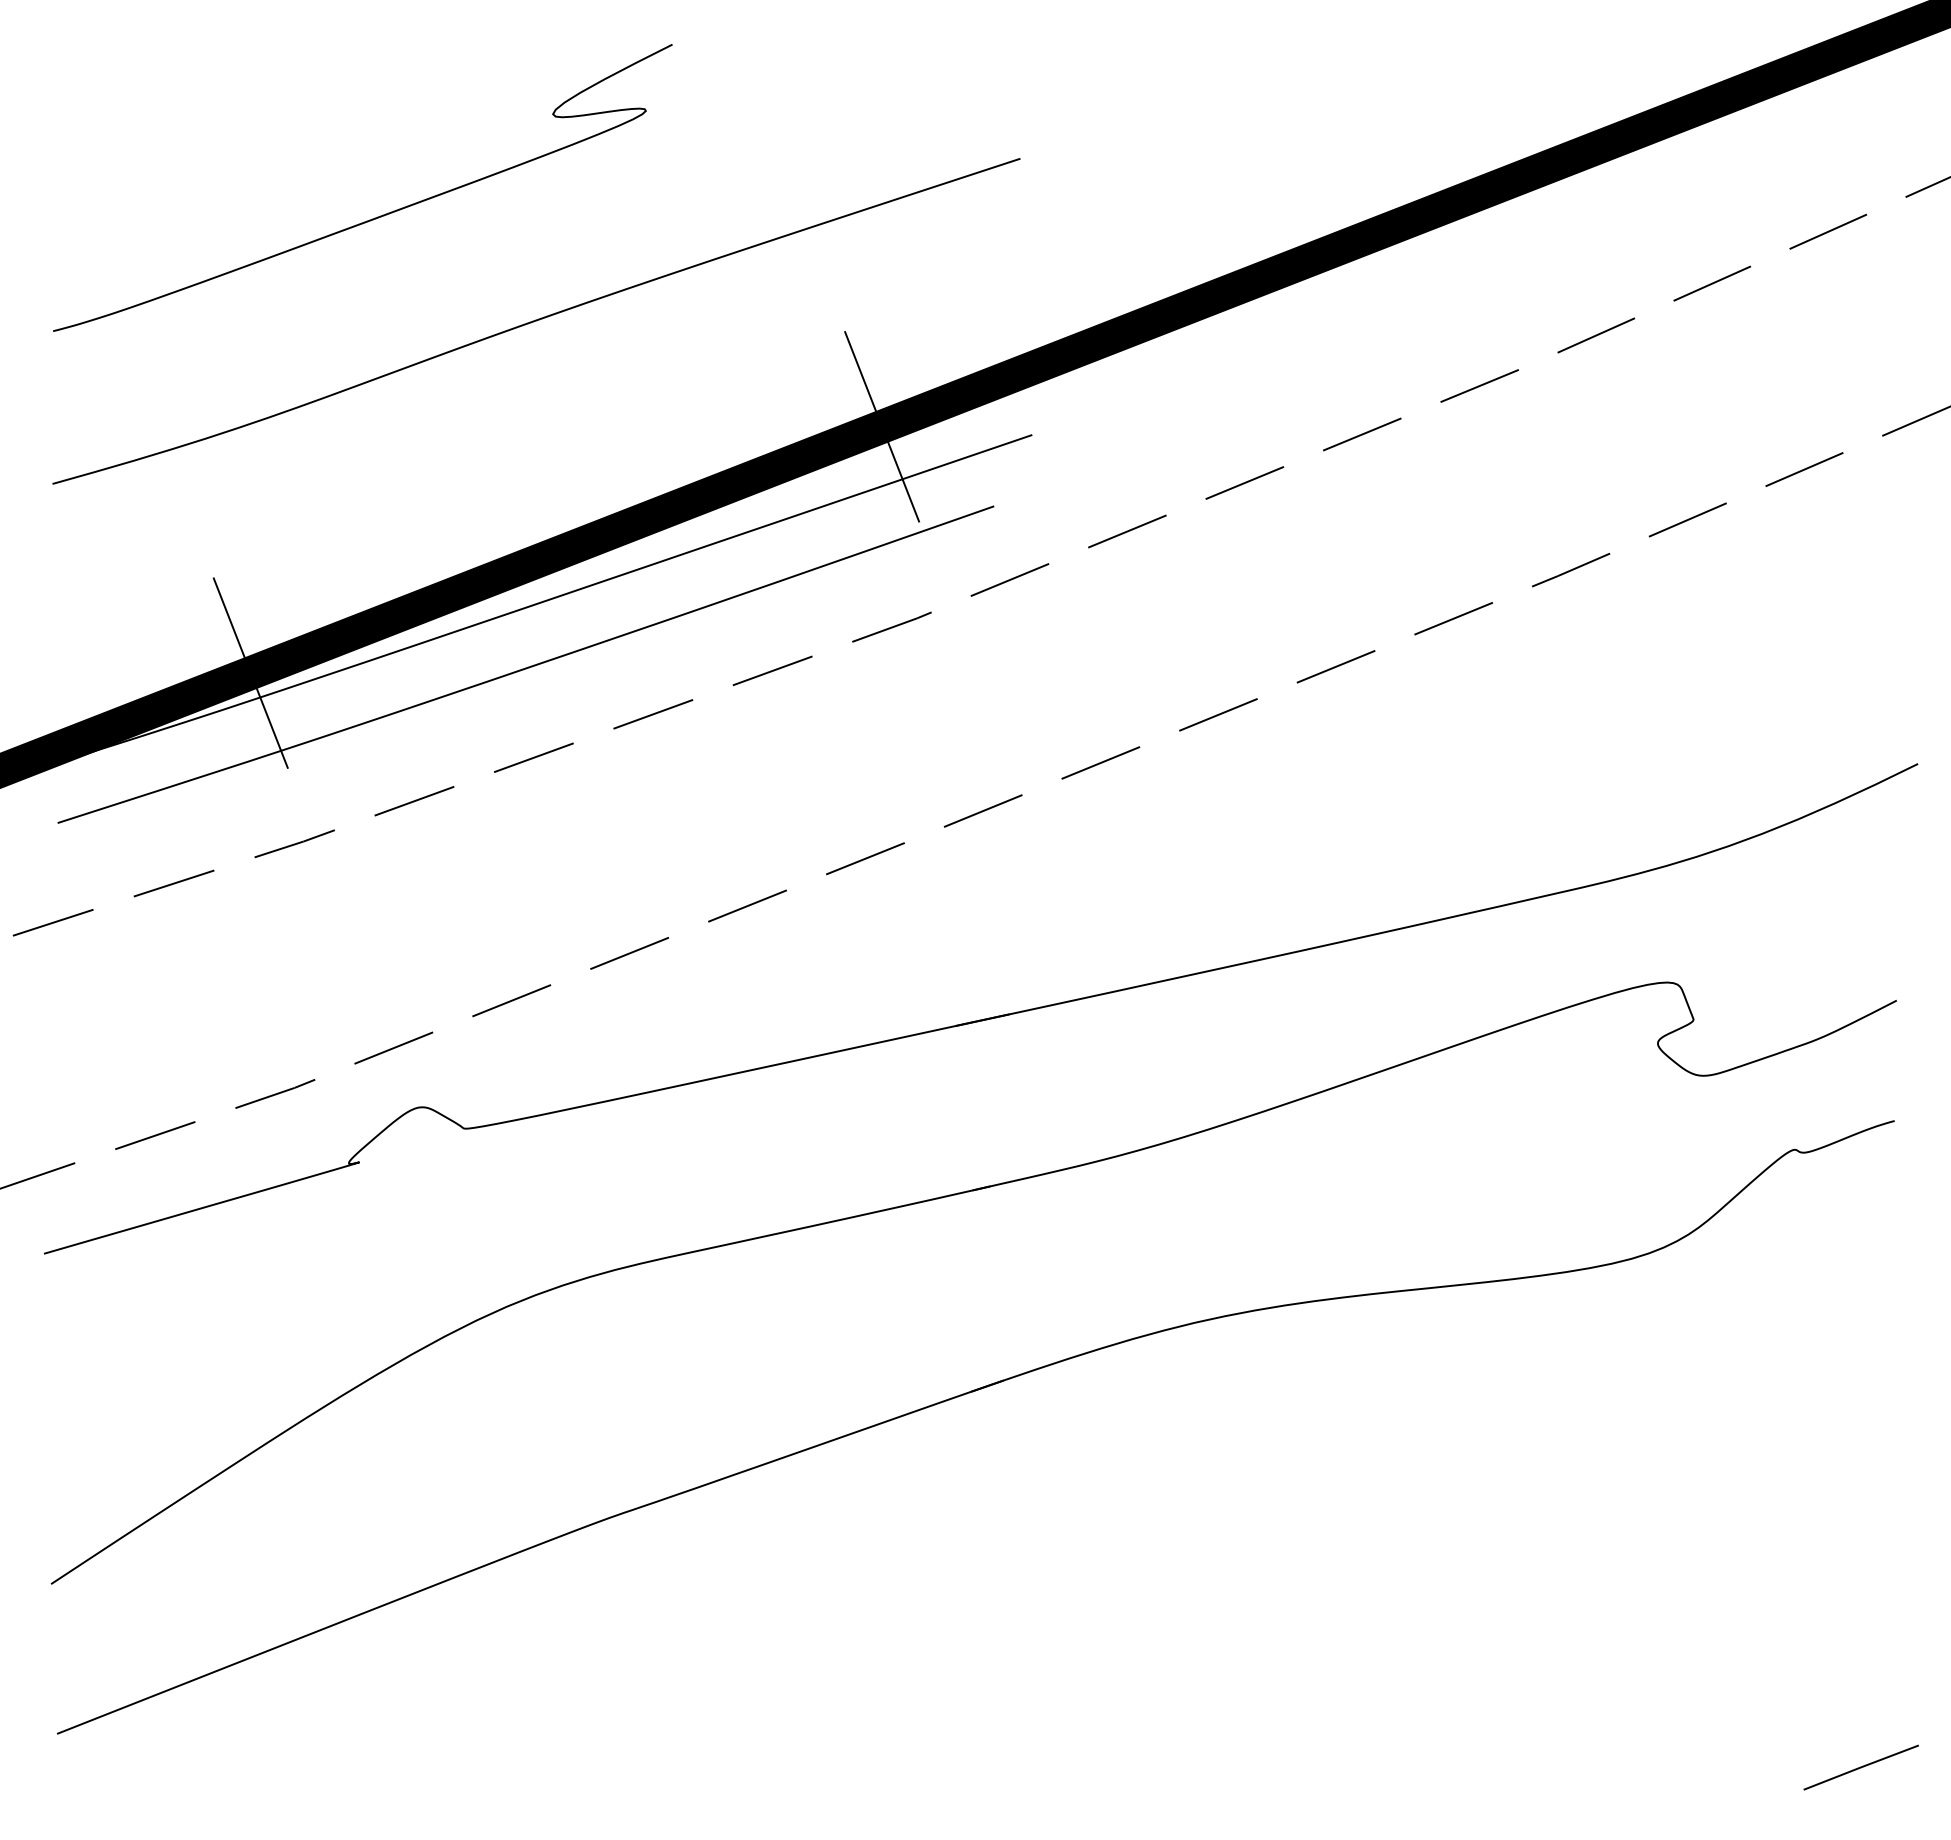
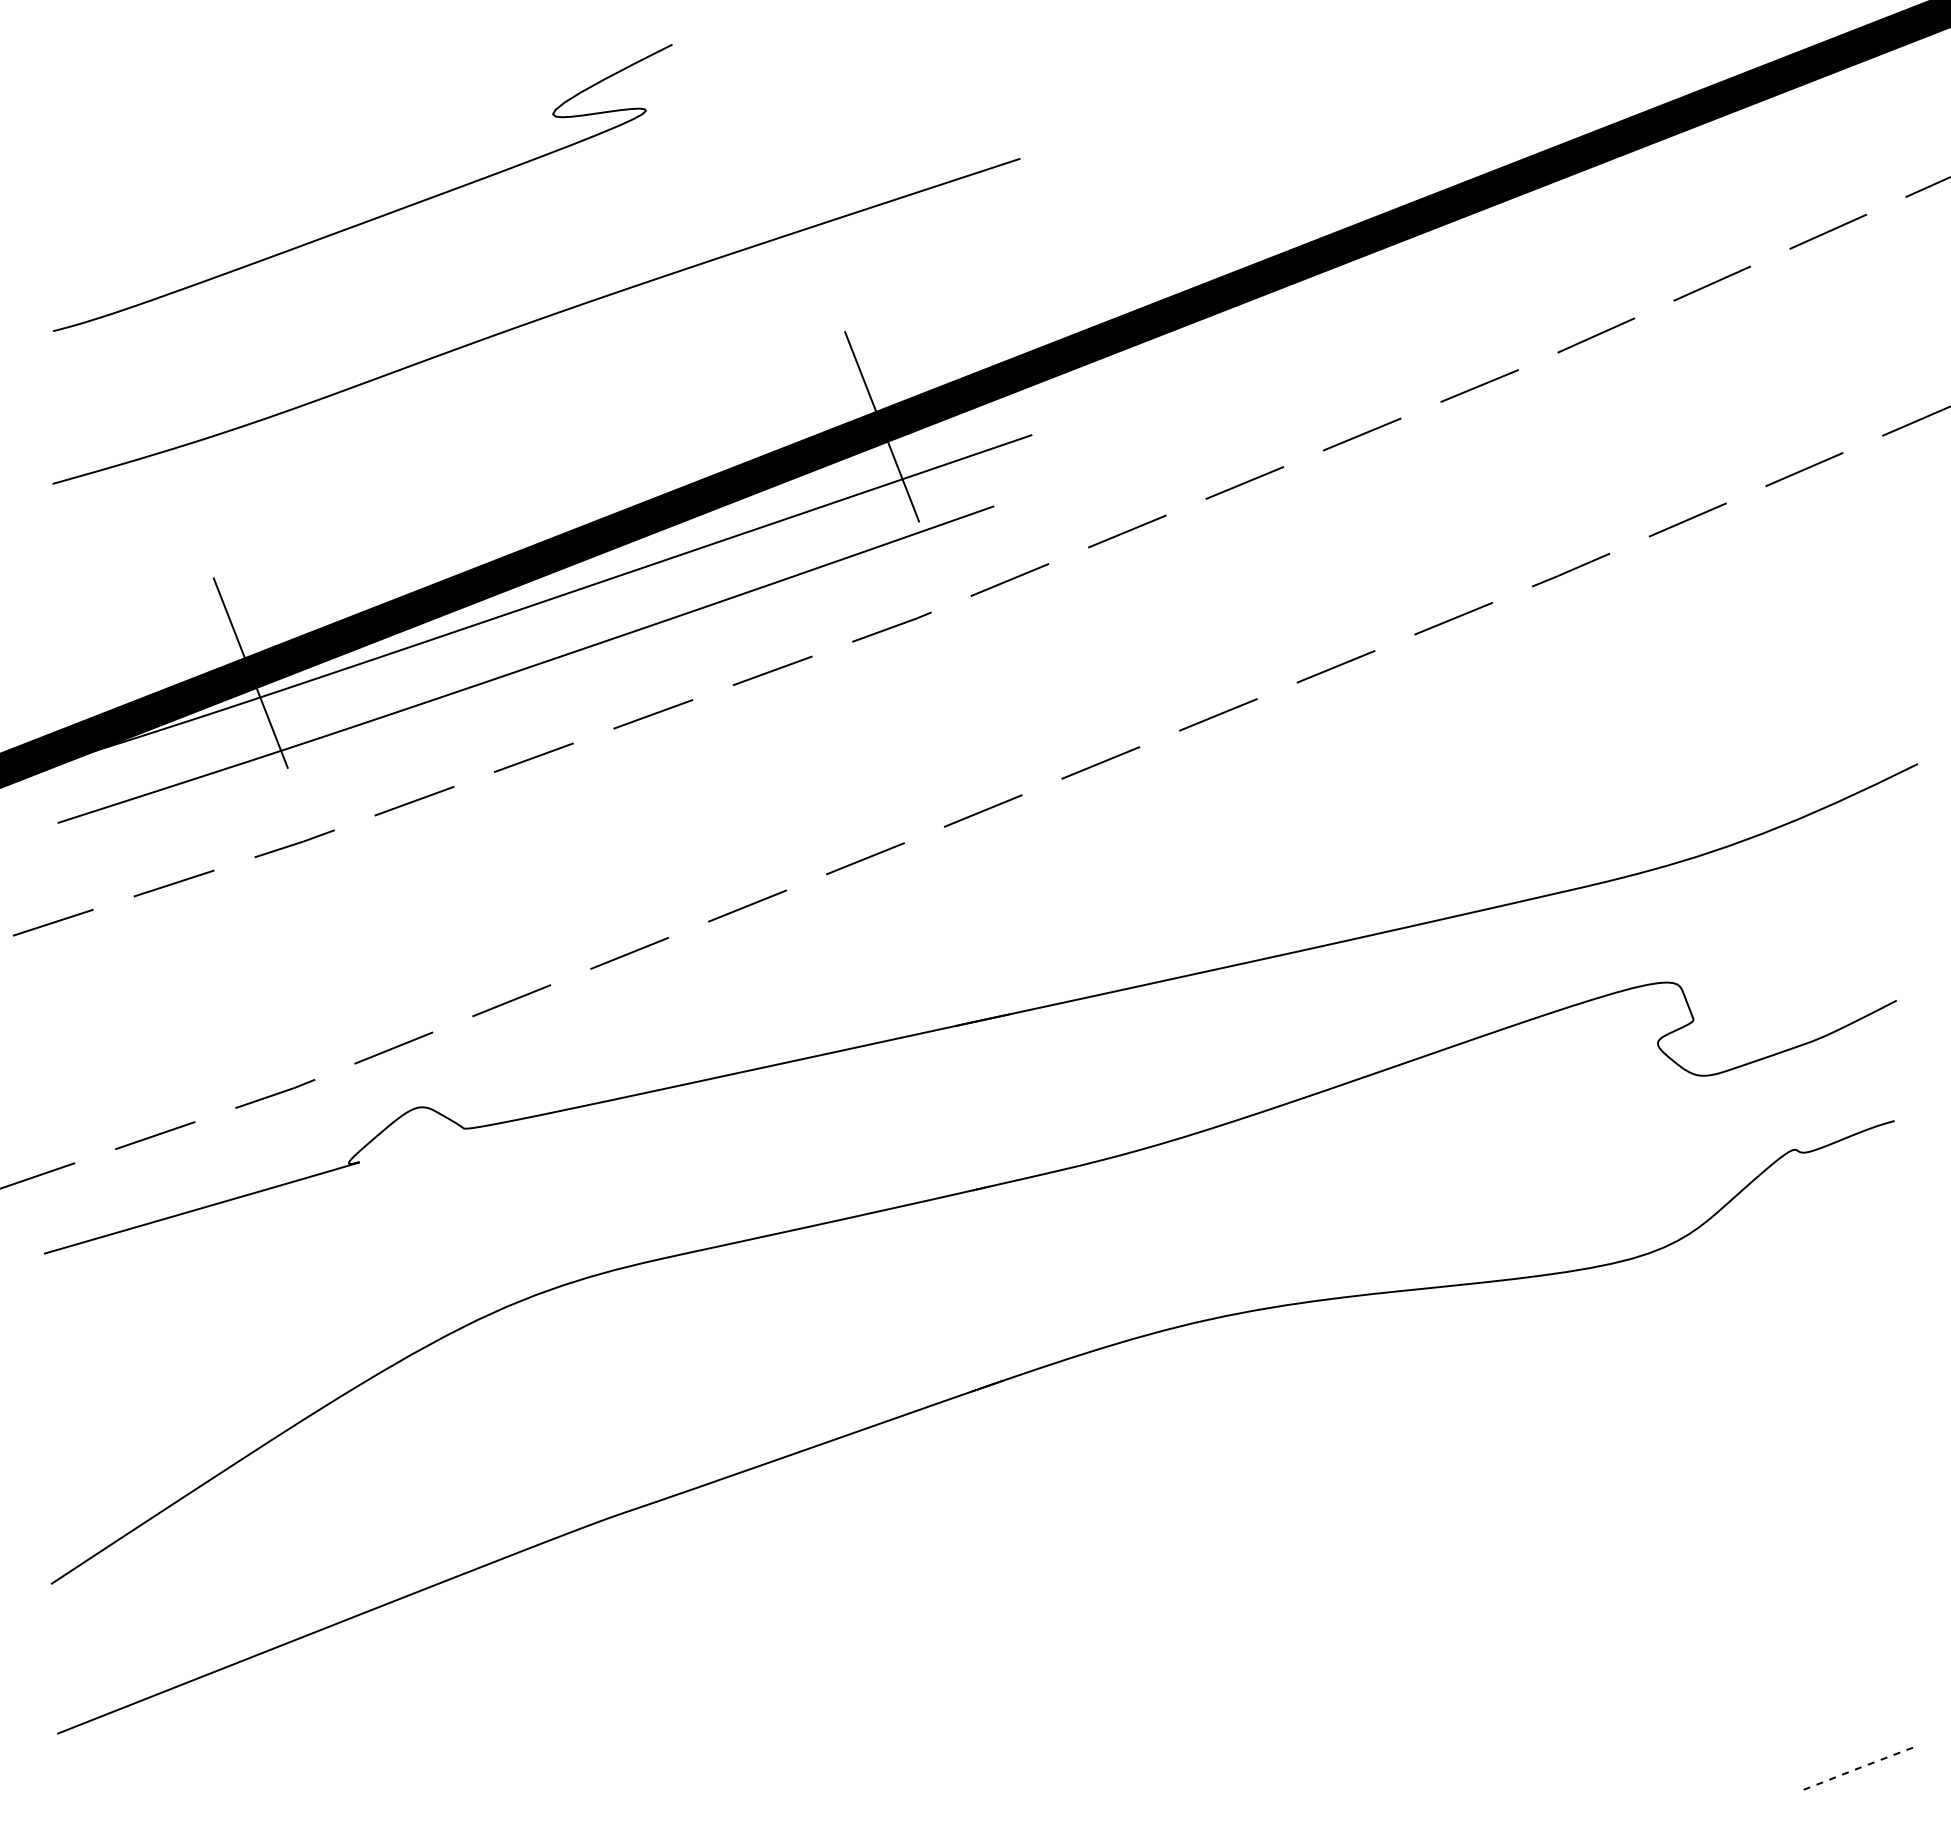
line: solid -> dashed (1861, 1767)
